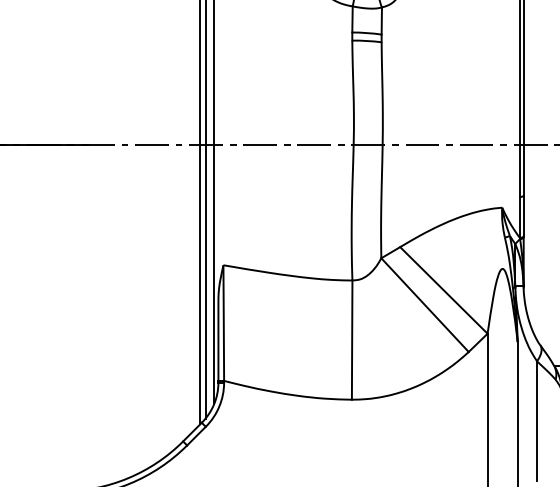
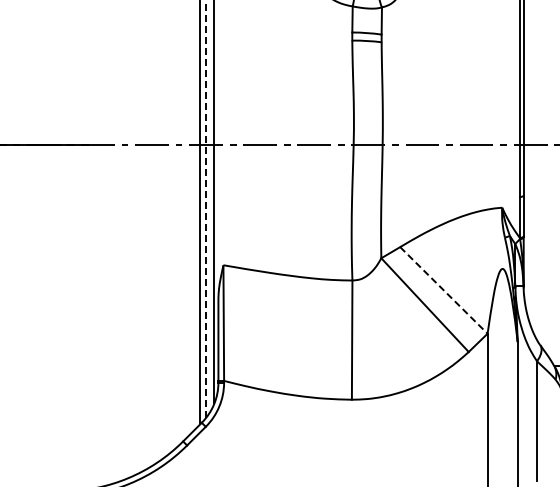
line: solid -> dashed (205, 209)
line: solid -> dashed (443, 290)
